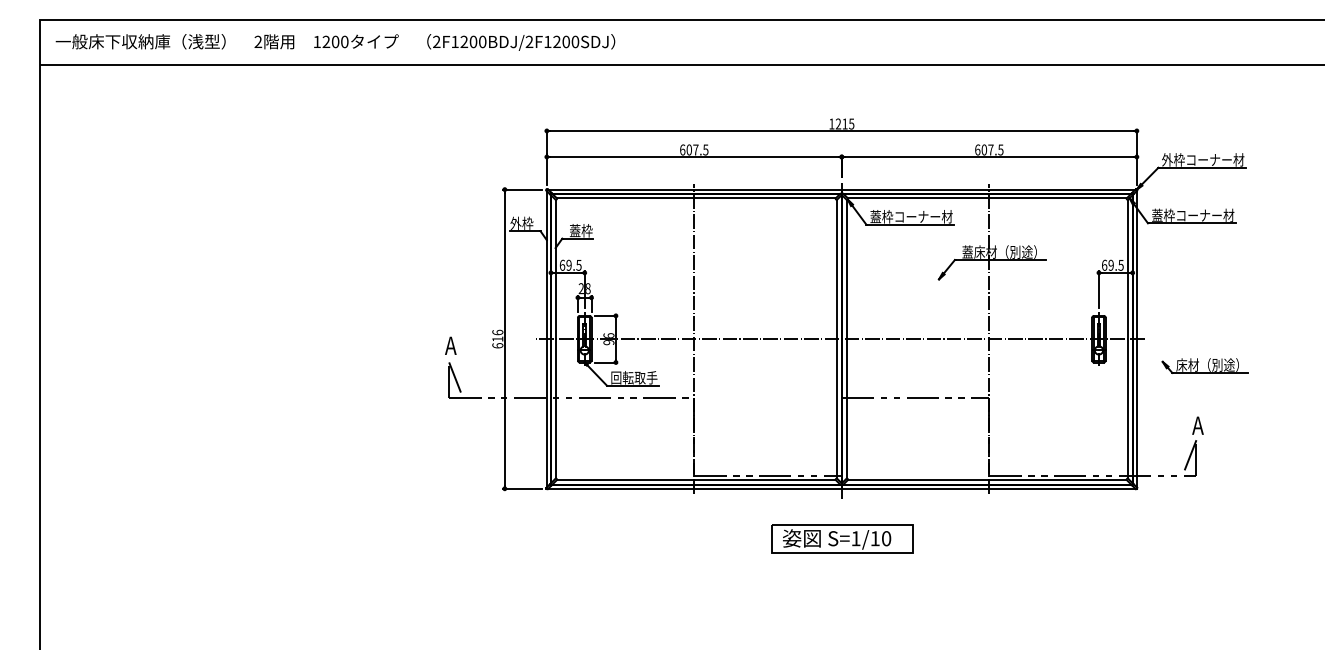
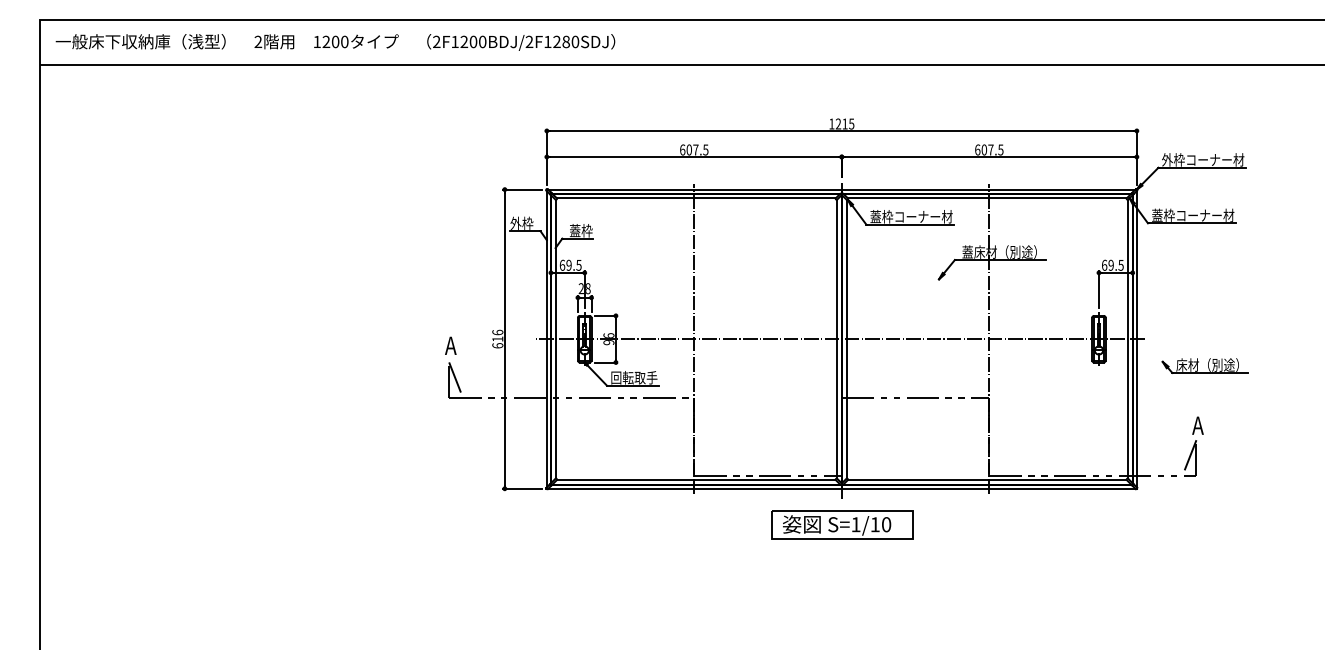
text: 2F1200BDJ/2F1200SDJ -> 2F1200BDJ/2F1280SDJ (565, 41)
part position: (842, 538) -> (842, 524) (842, 524)
